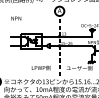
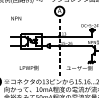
text position: (40, 67) -> (28, 67) (28, 67)
